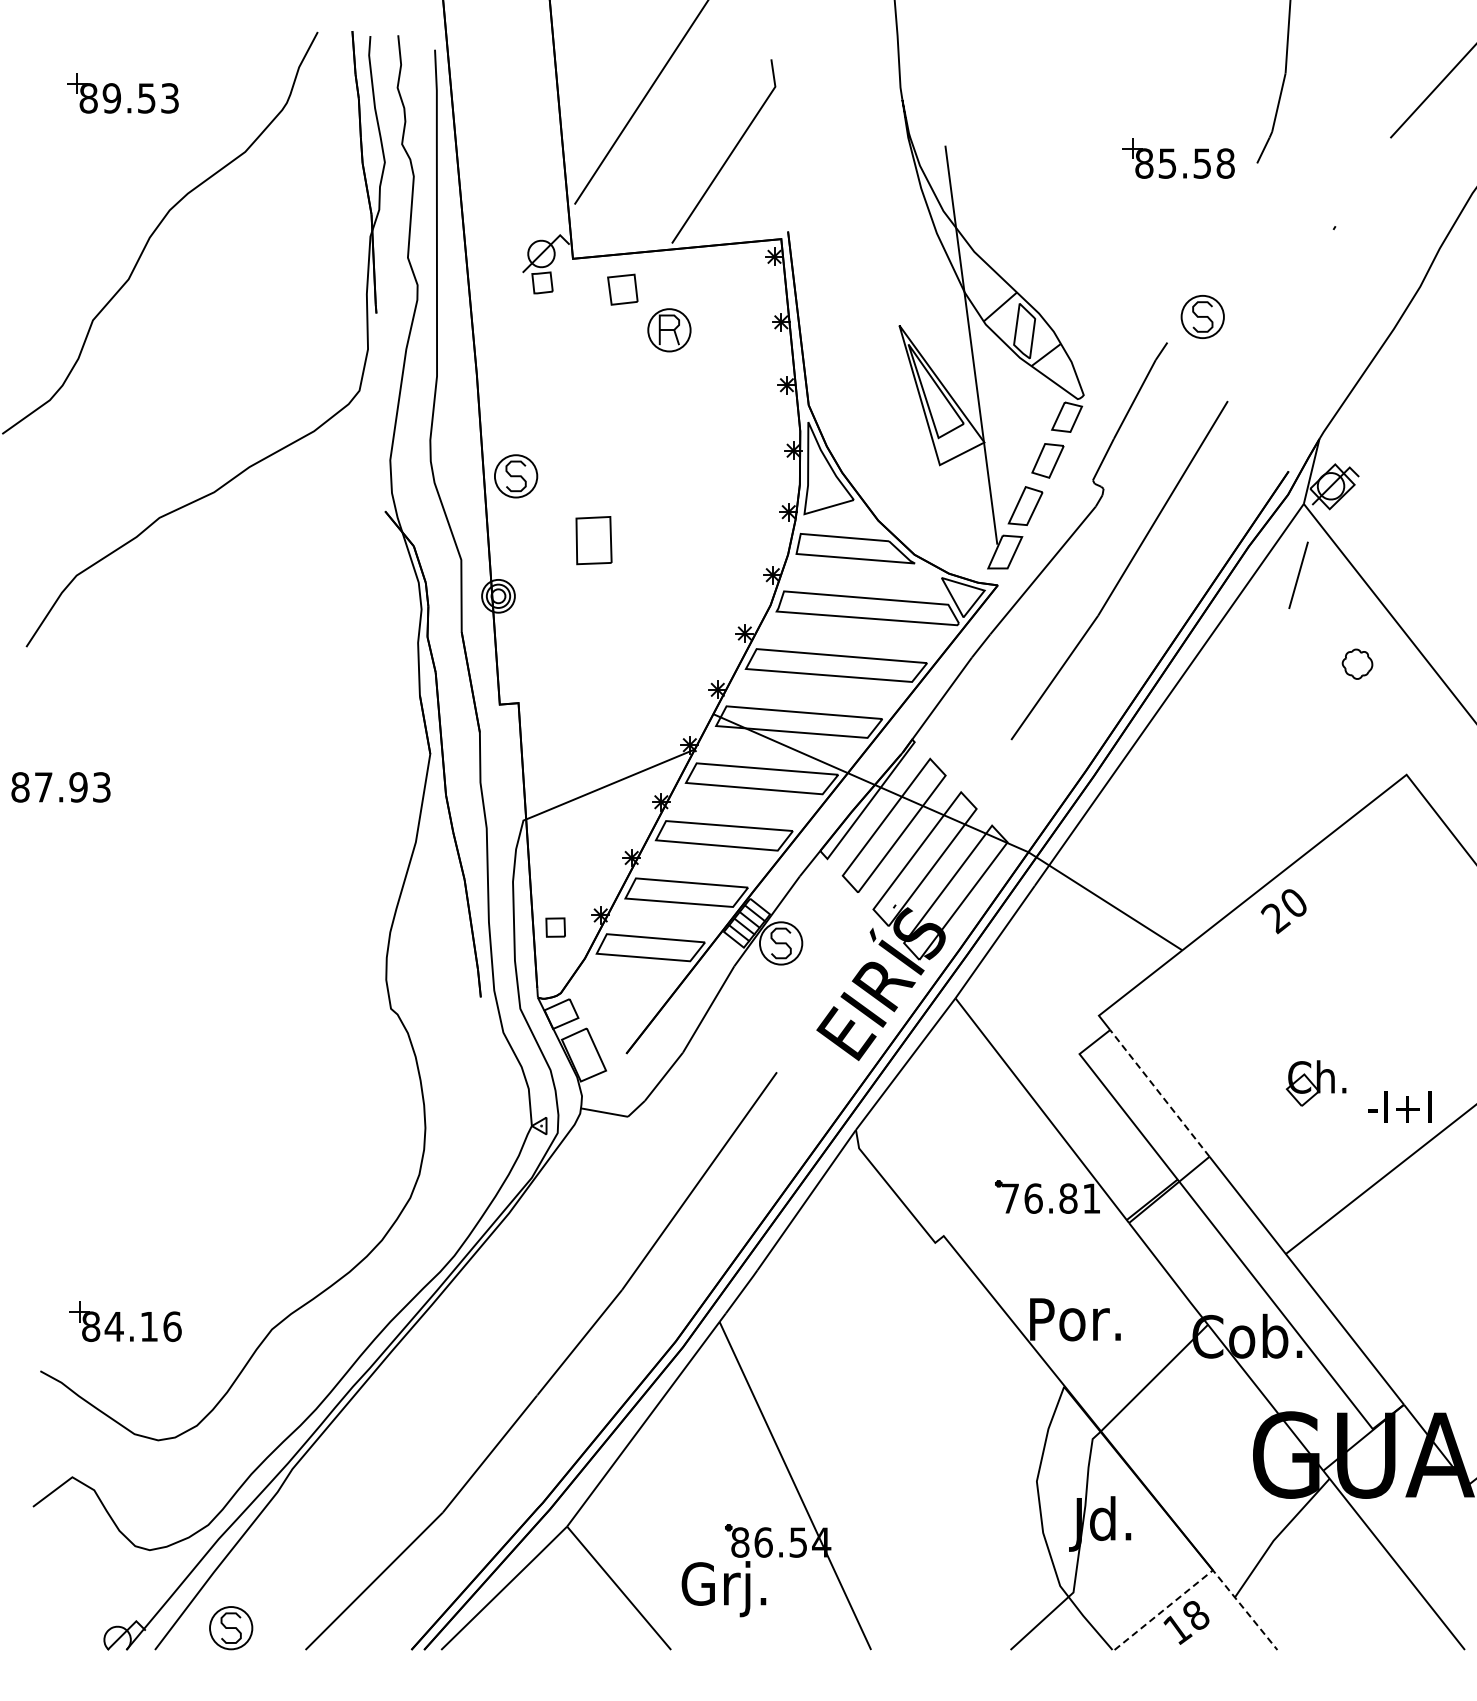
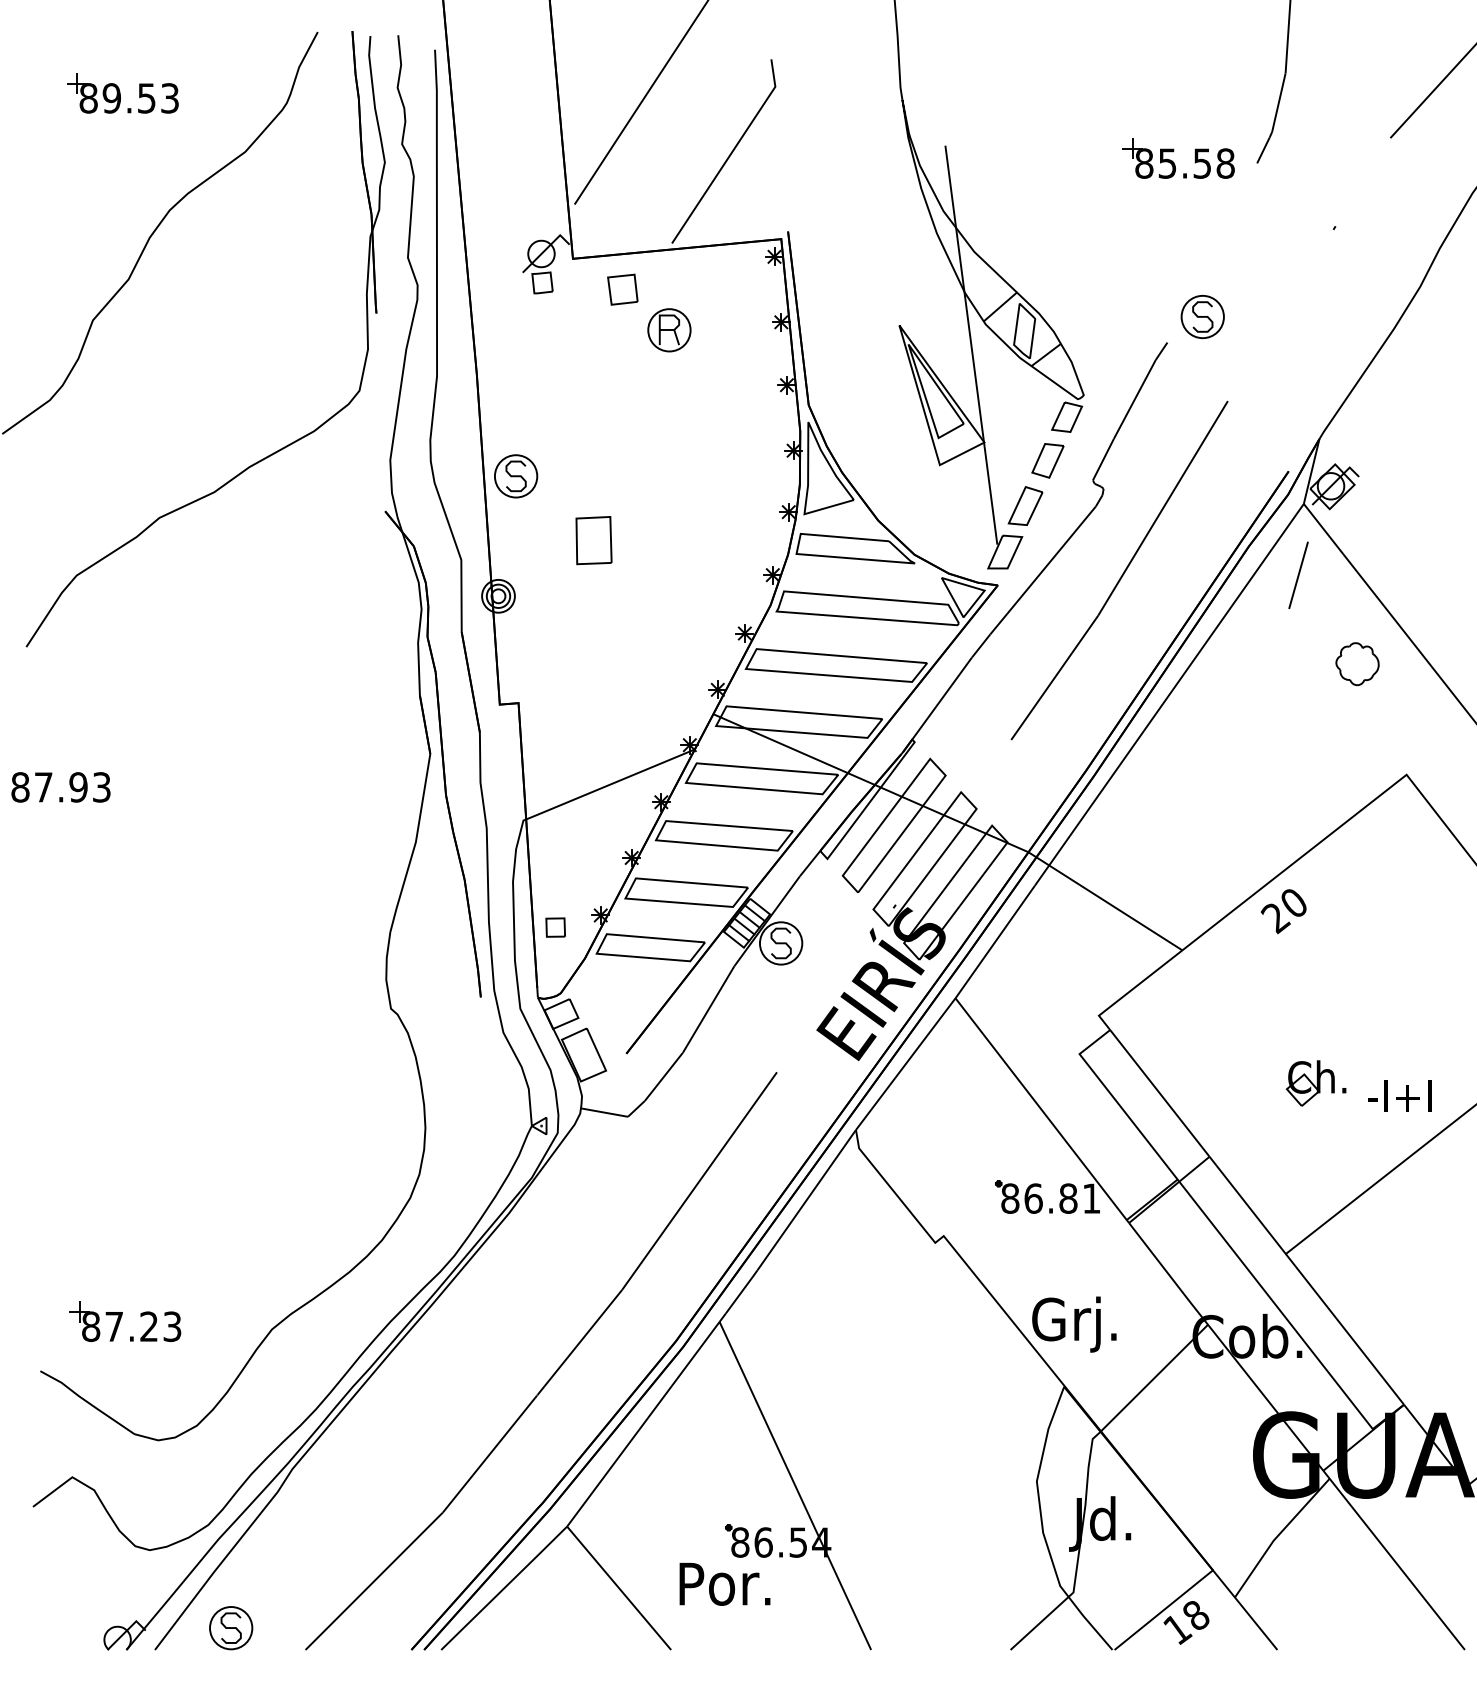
part size: 33x32 px -> 45x45 px (1357, 664)
line: dashed -> solid (1159, 1093)
text position: (1399, 1106) -> (1399, 1095) (1399, 1095)
text: 76.81 -> 86.81 (1010, 1198)
text: Por. -> Grj. (1075, 1324)
text: 84.16 -> 87.23 (142, 1326)
line: dashed -> solid (1204, 1577)
text: Grj. -> Por. (724, 1589)
